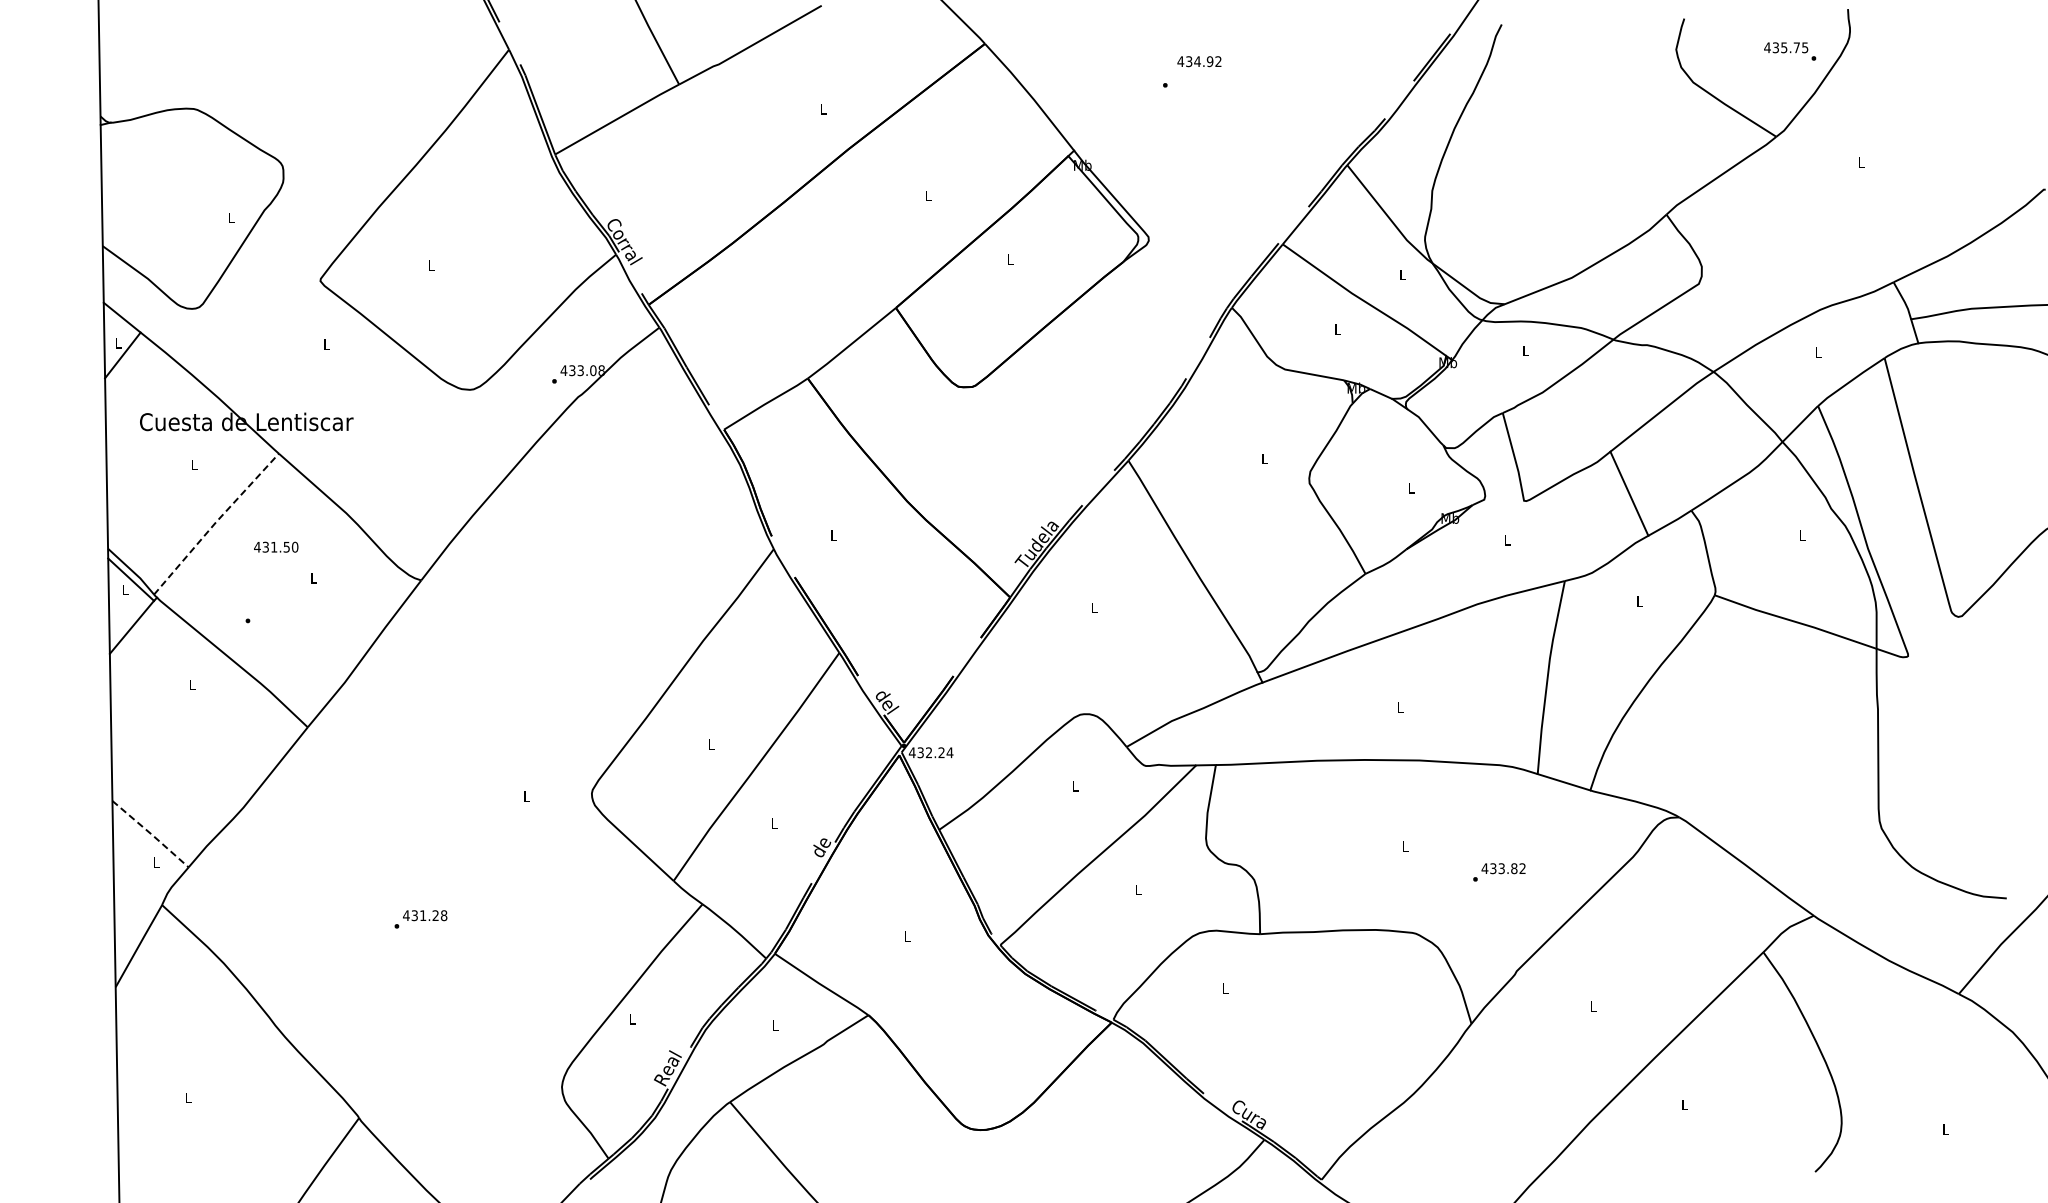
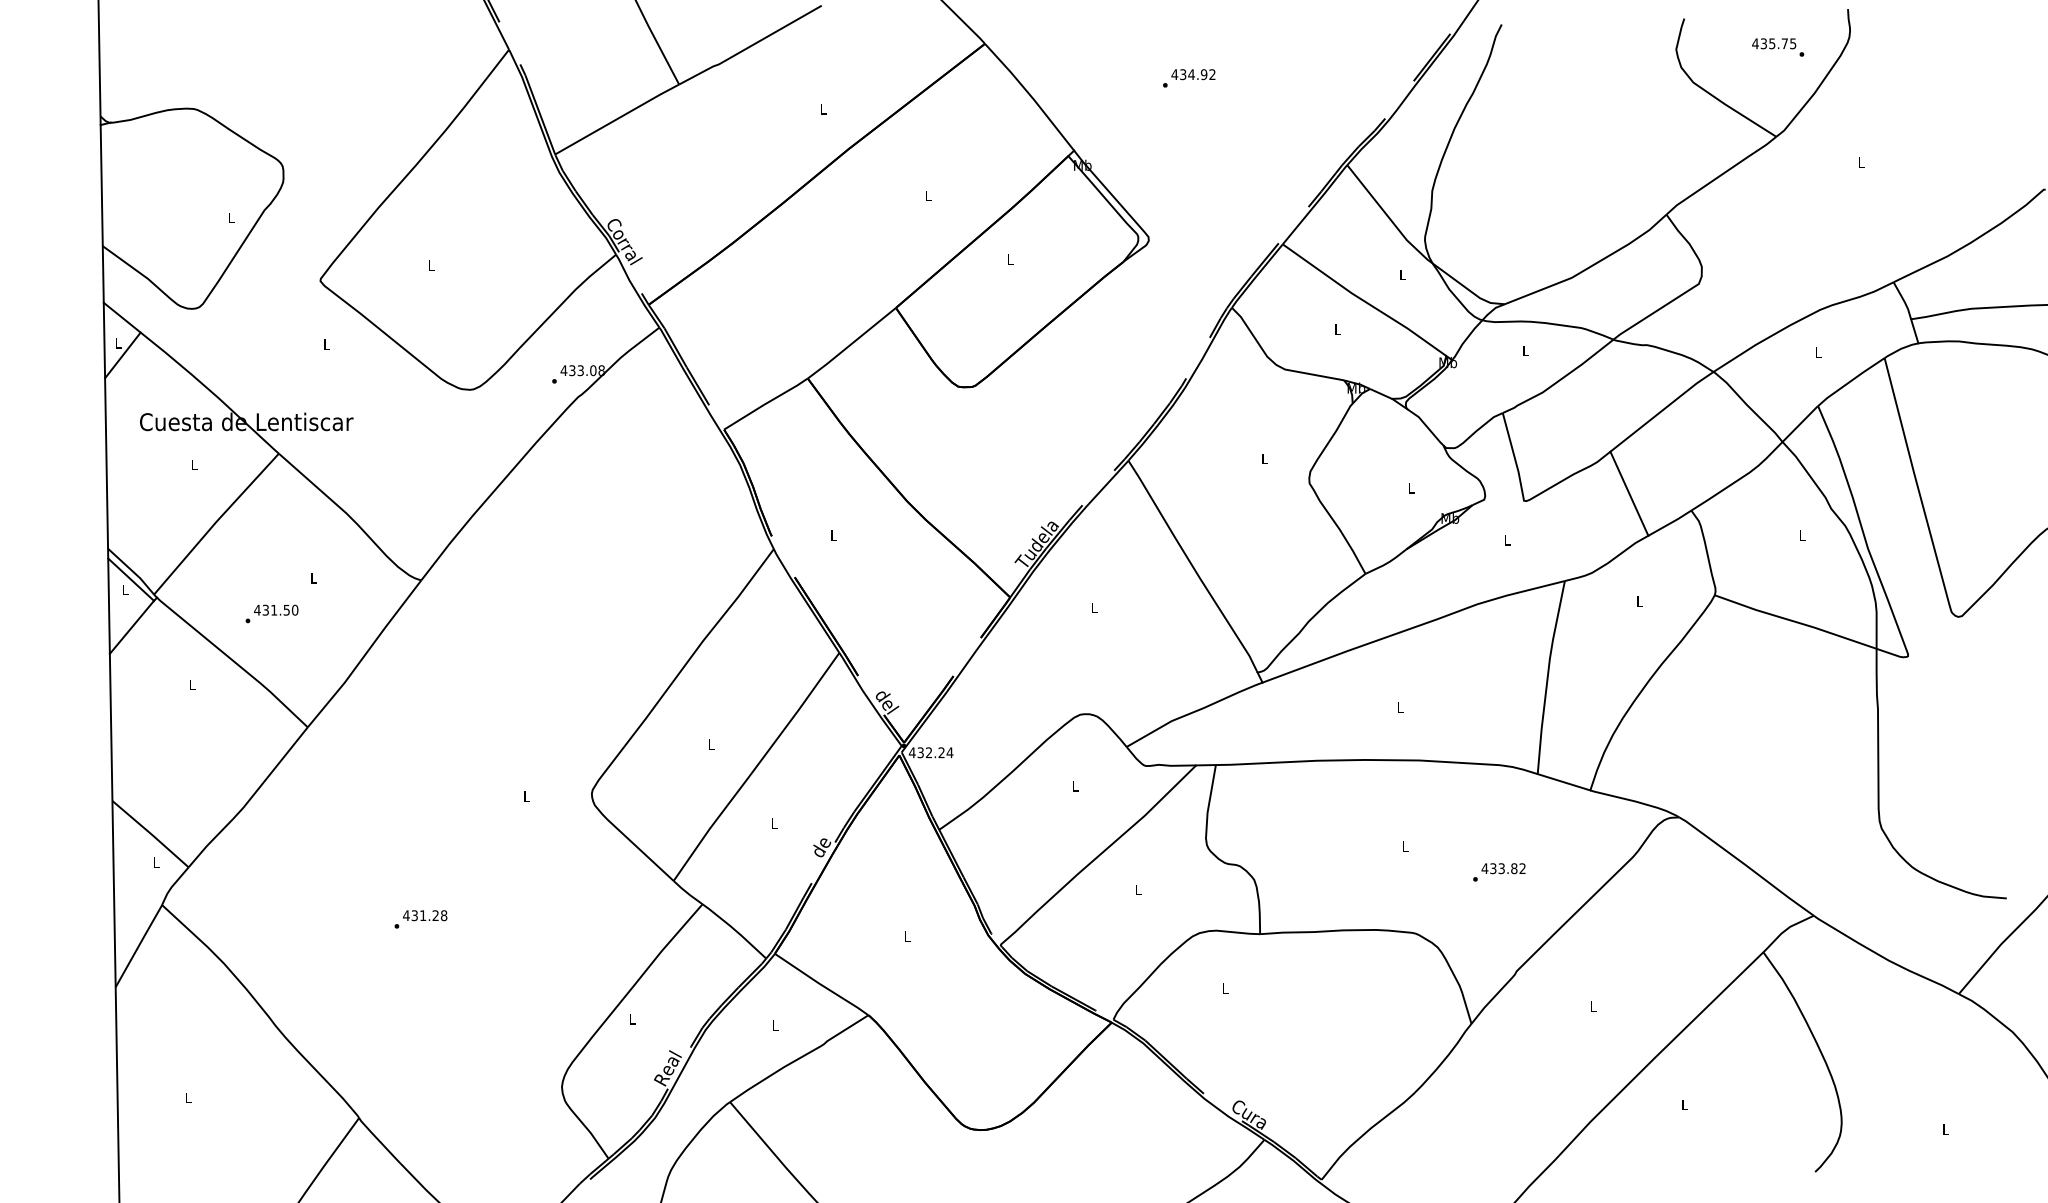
text position: (1790, 51) -> (1778, 47) (1778, 47)
text position: (1199, 61) -> (1193, 74) (1193, 74)
line: dashed -> solid (215, 522)
text position: (276, 546) -> (276, 609) (276, 609)
line: dashed -> solid (151, 834)
